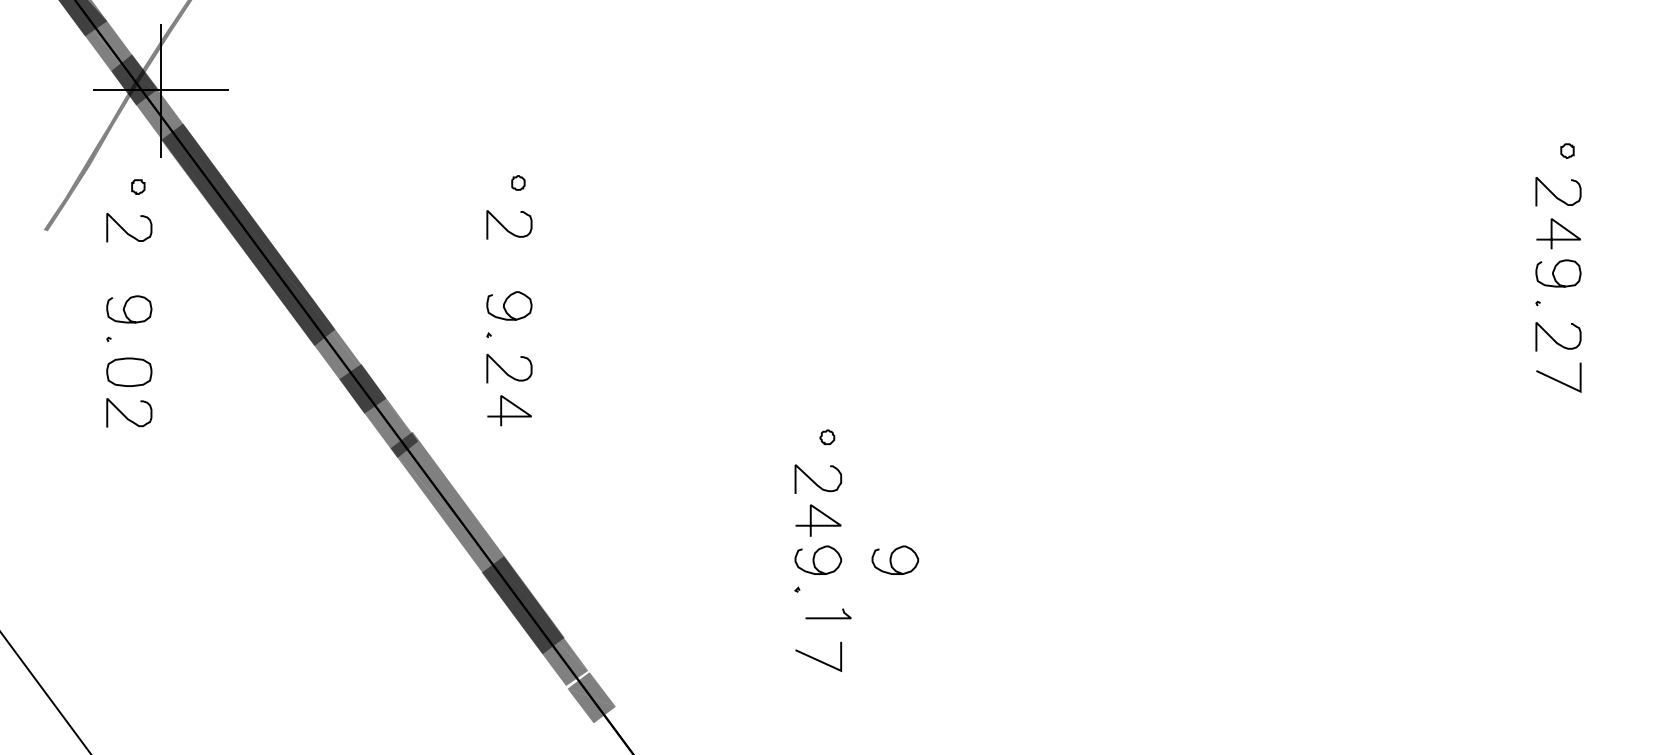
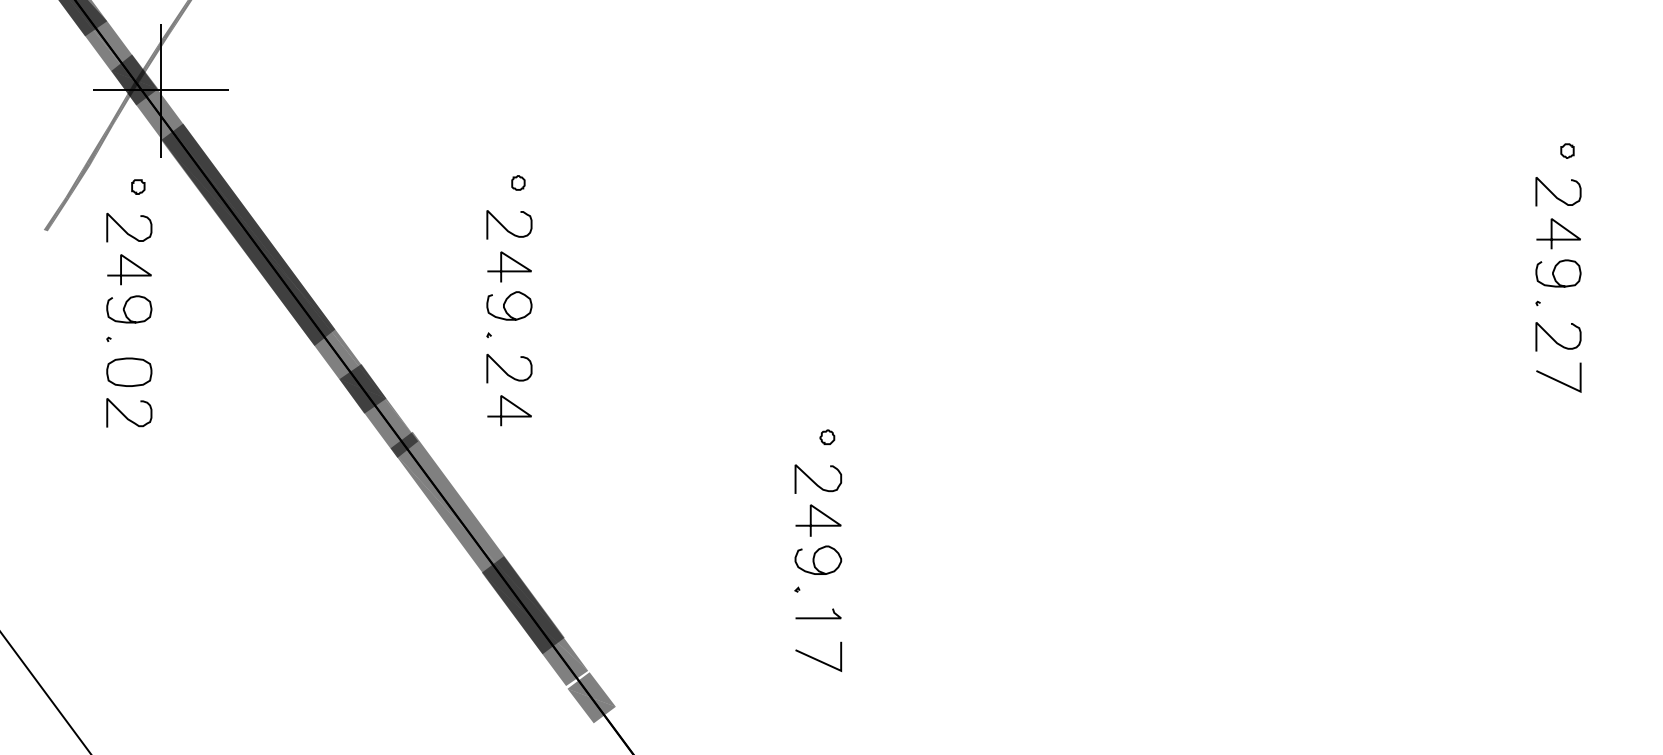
line: none -> present (509, 270)
line: none -> present (129, 274)
curve: present -> none (891, 559)
line position: (828, 617) -> (818, 617) (818, 617)
